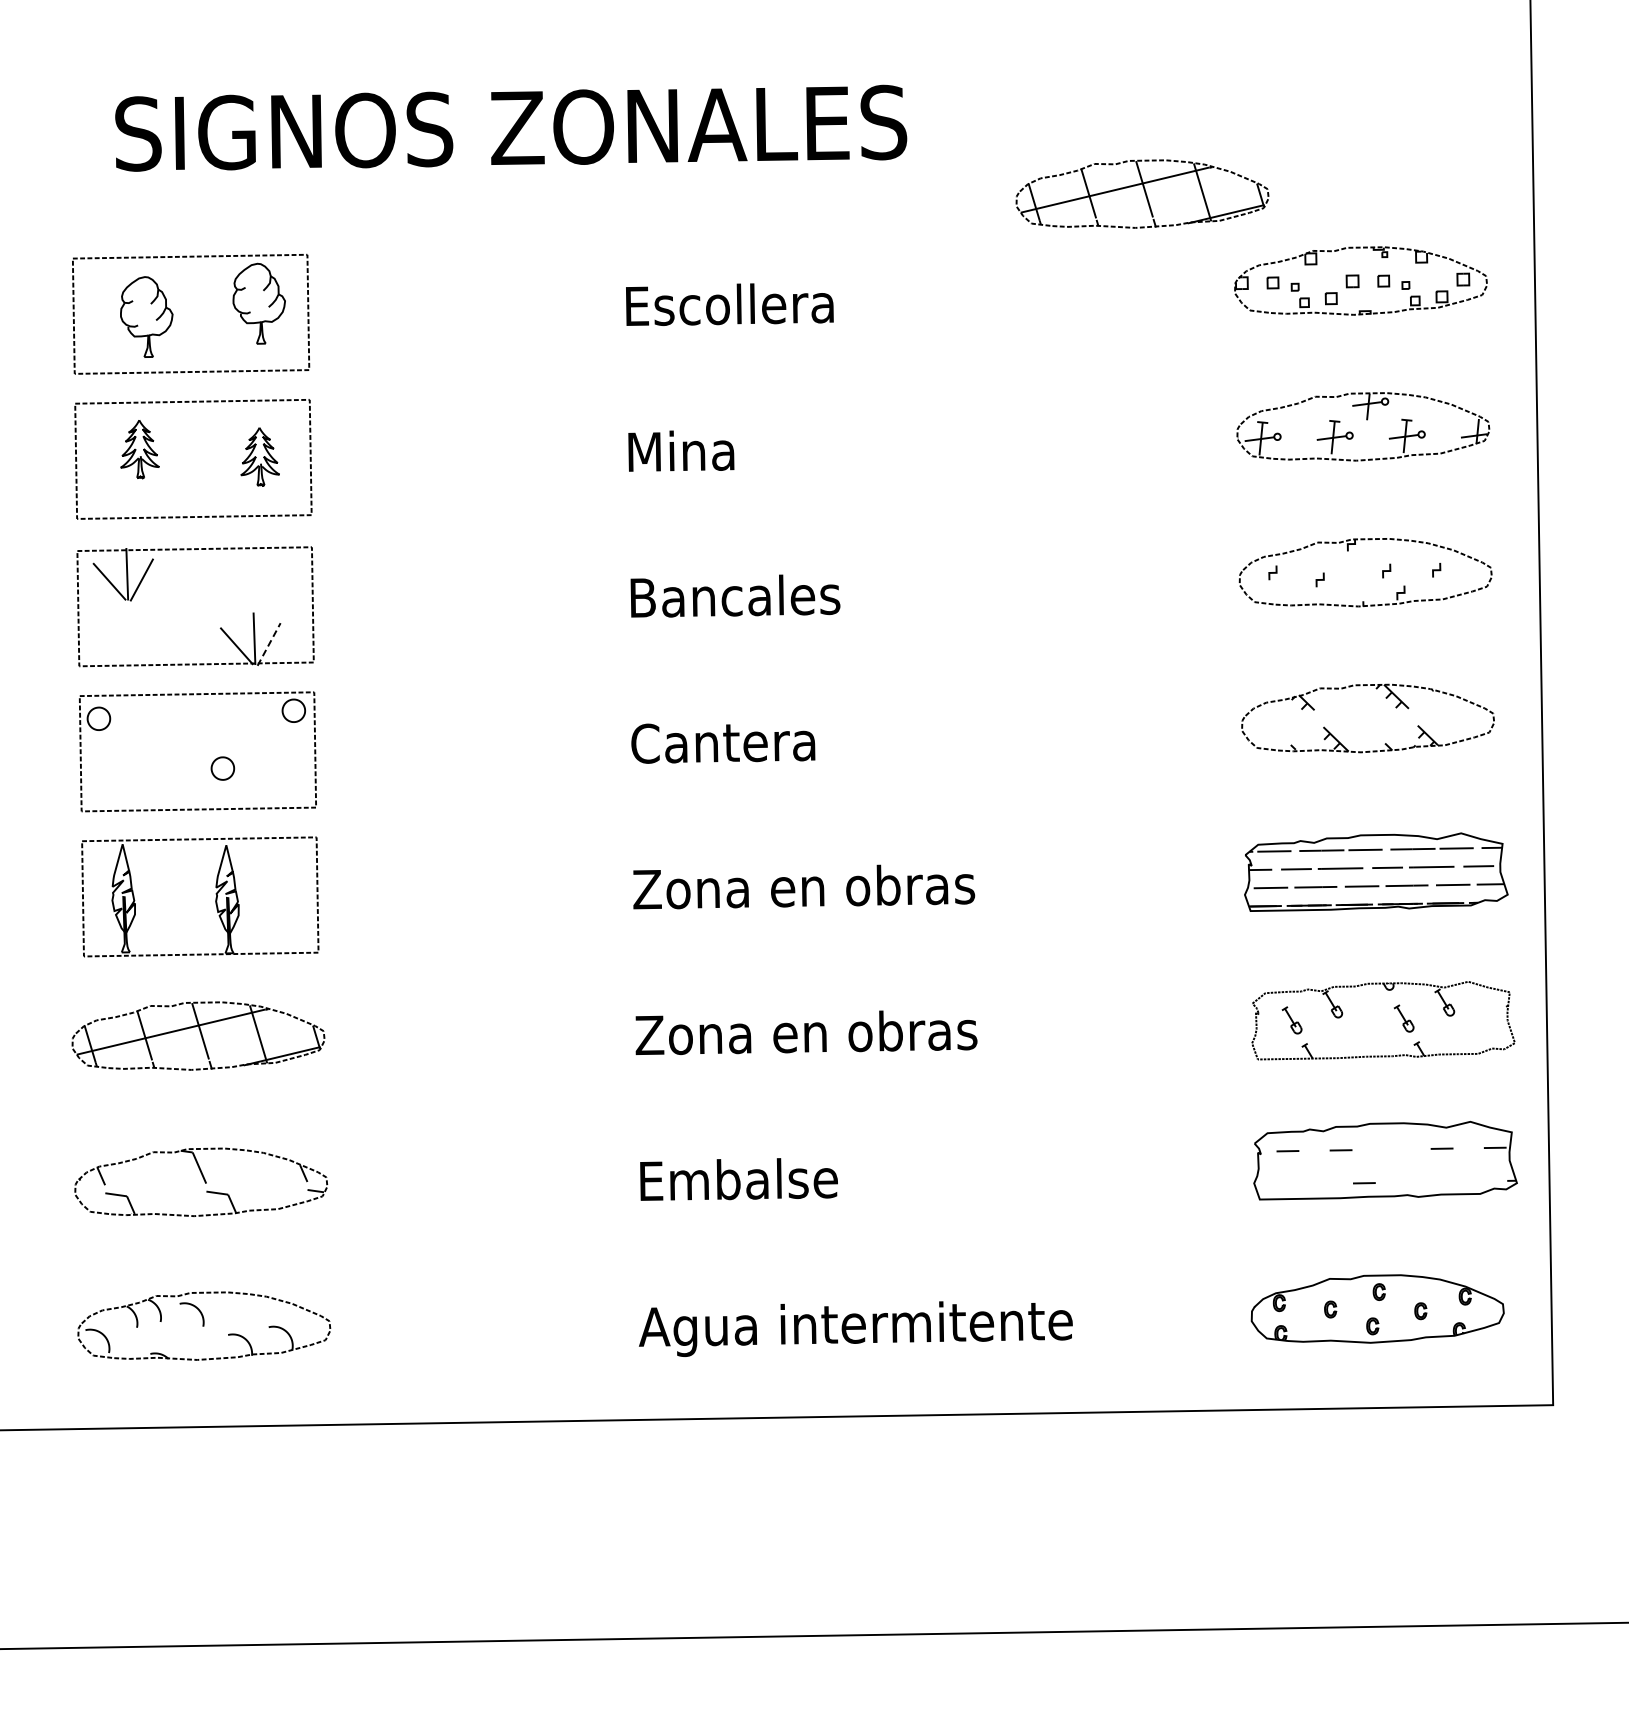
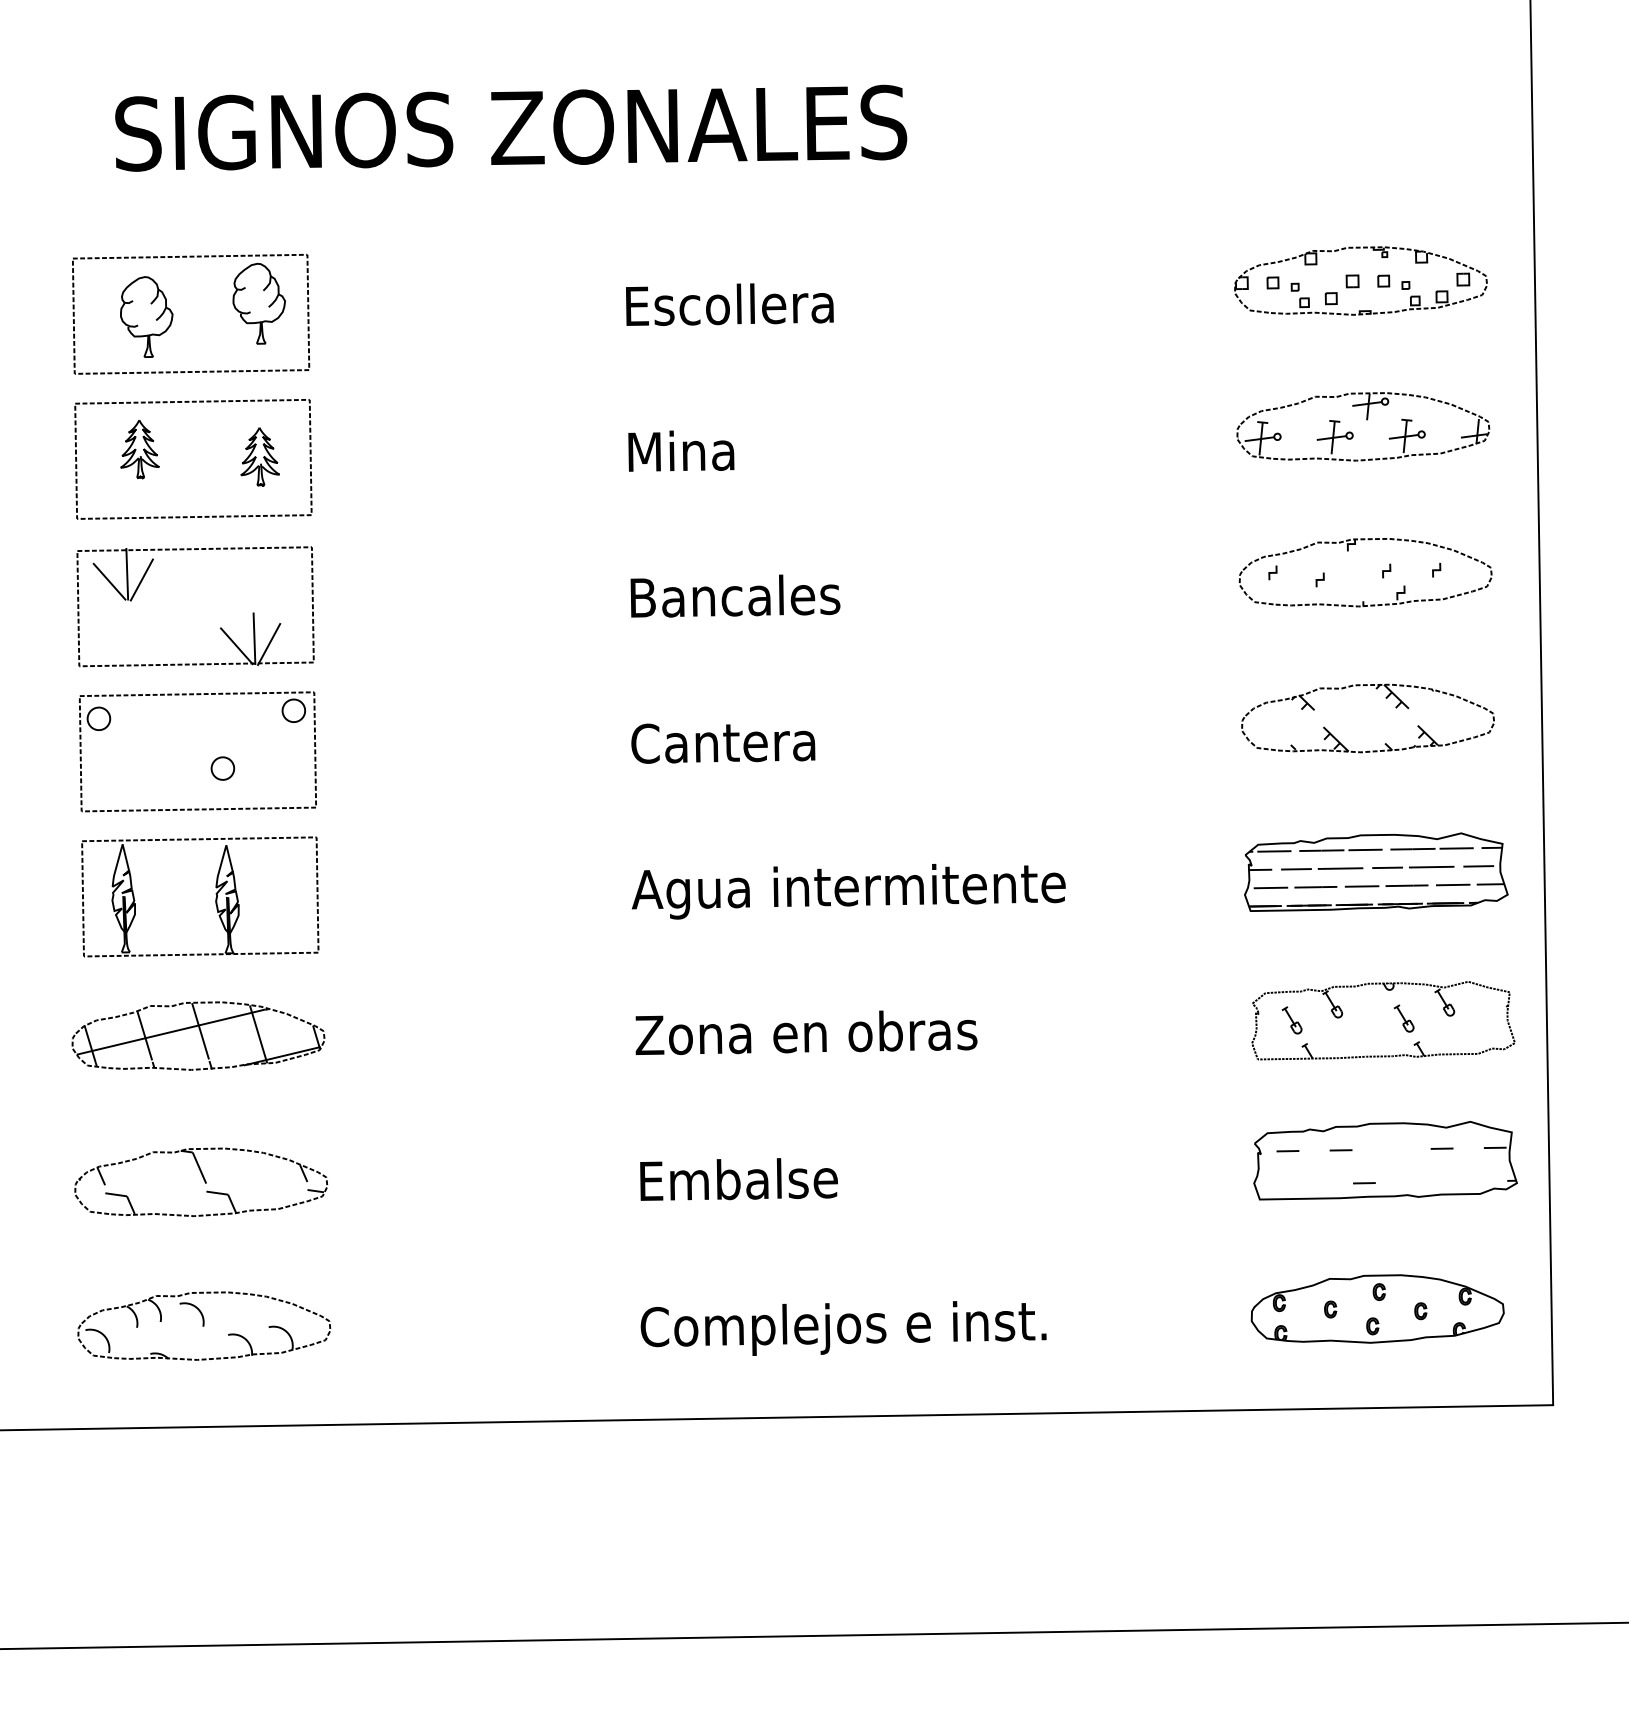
part: present -> none (1142, 193)
line: dashed -> solid (269, 644)
text: Zona en obras -> Agua intermitente (848, 891)
text: Agua intermitente -> Complejos e inst. (855, 1329)
